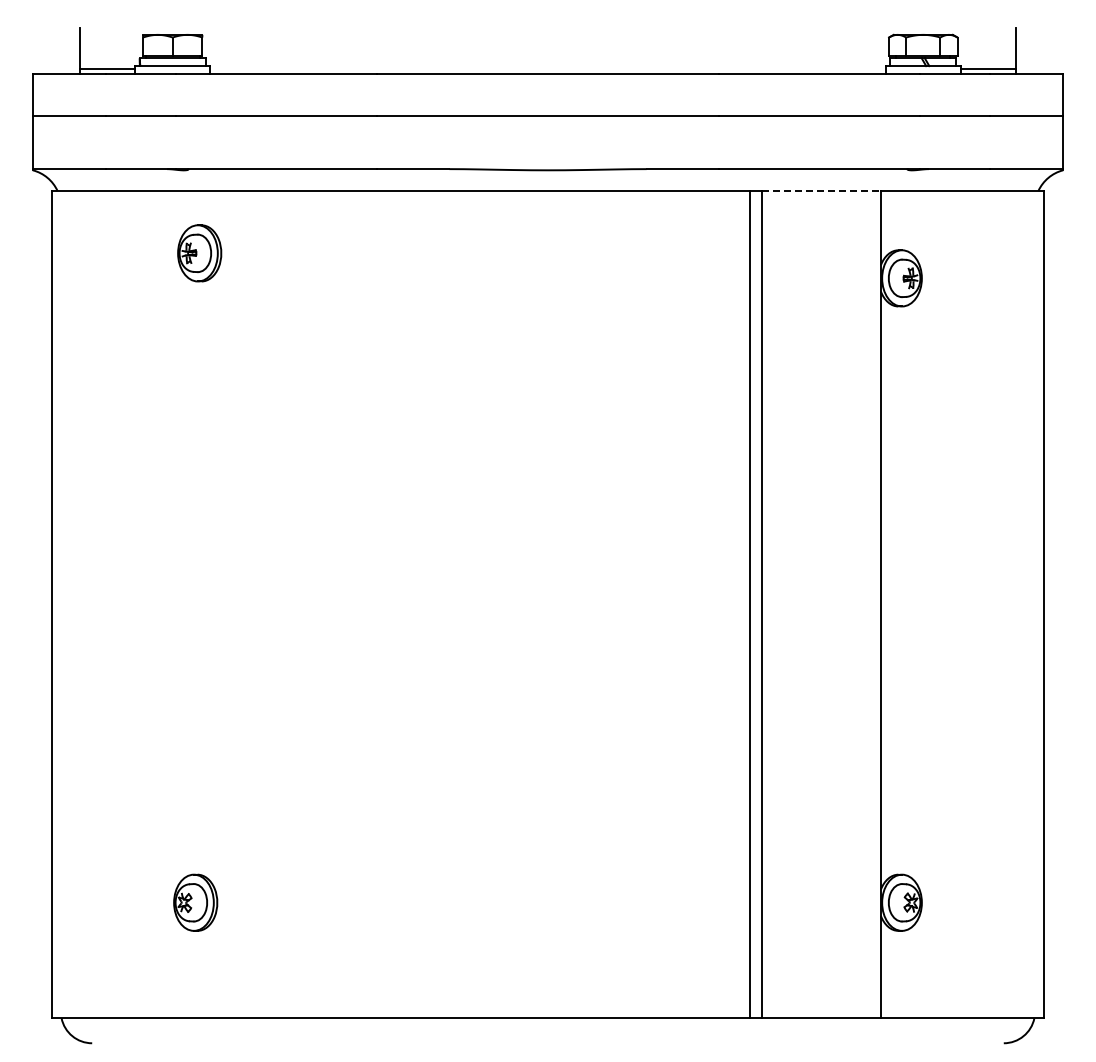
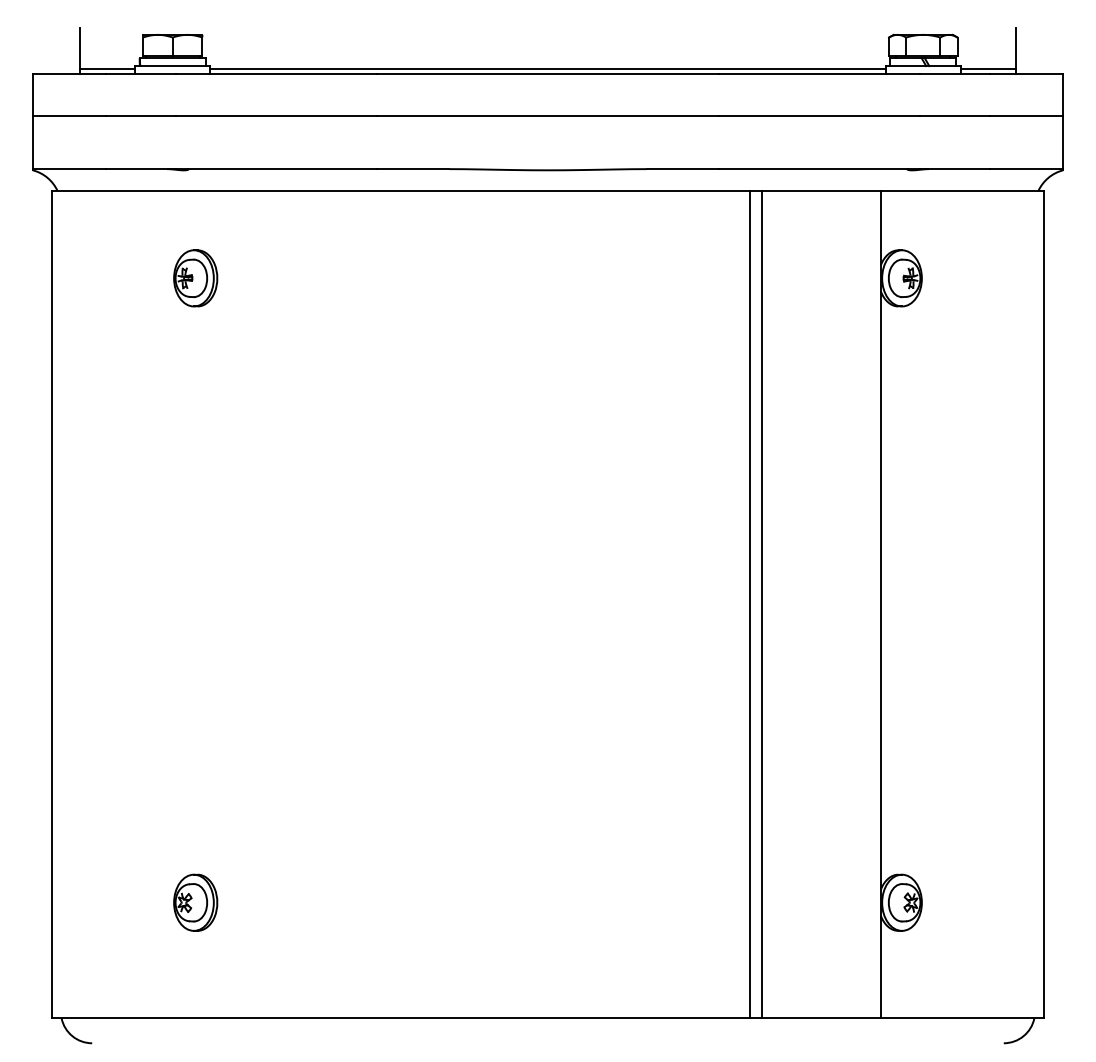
line: none -> present (547, 68)
line: dashed -> solid (821, 190)
part position: (199, 253) -> (195, 278) (195, 278)
